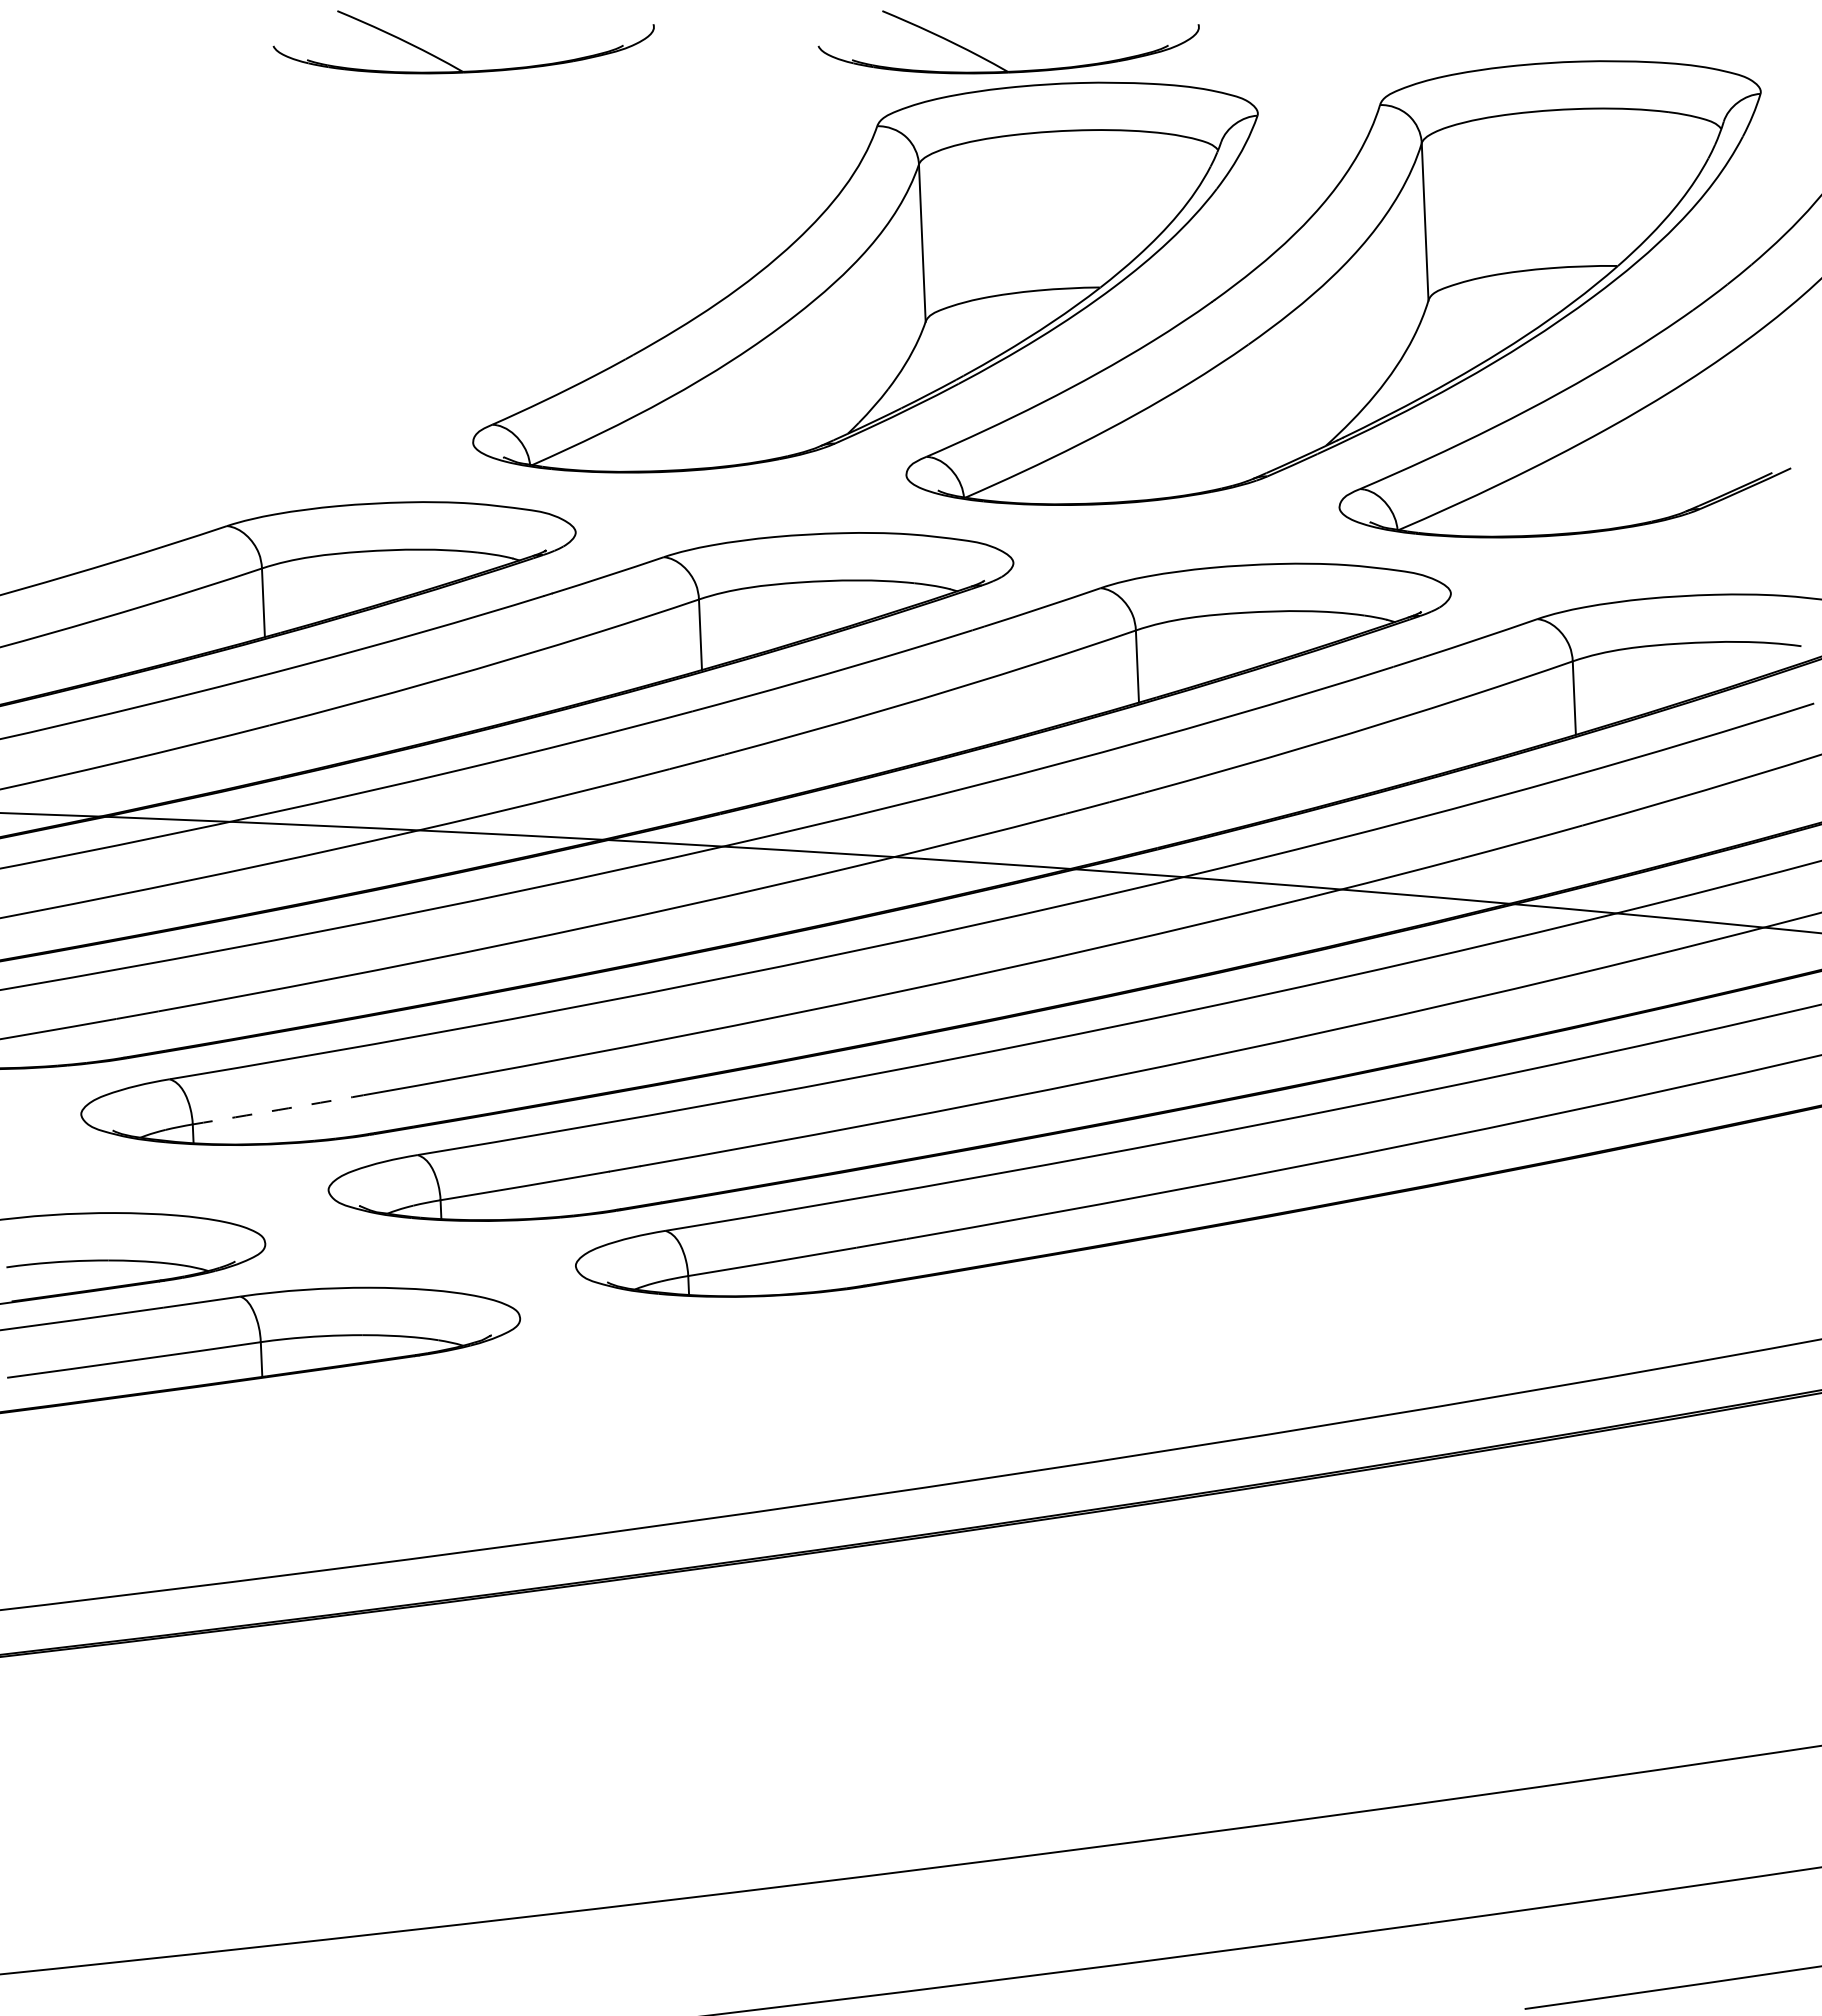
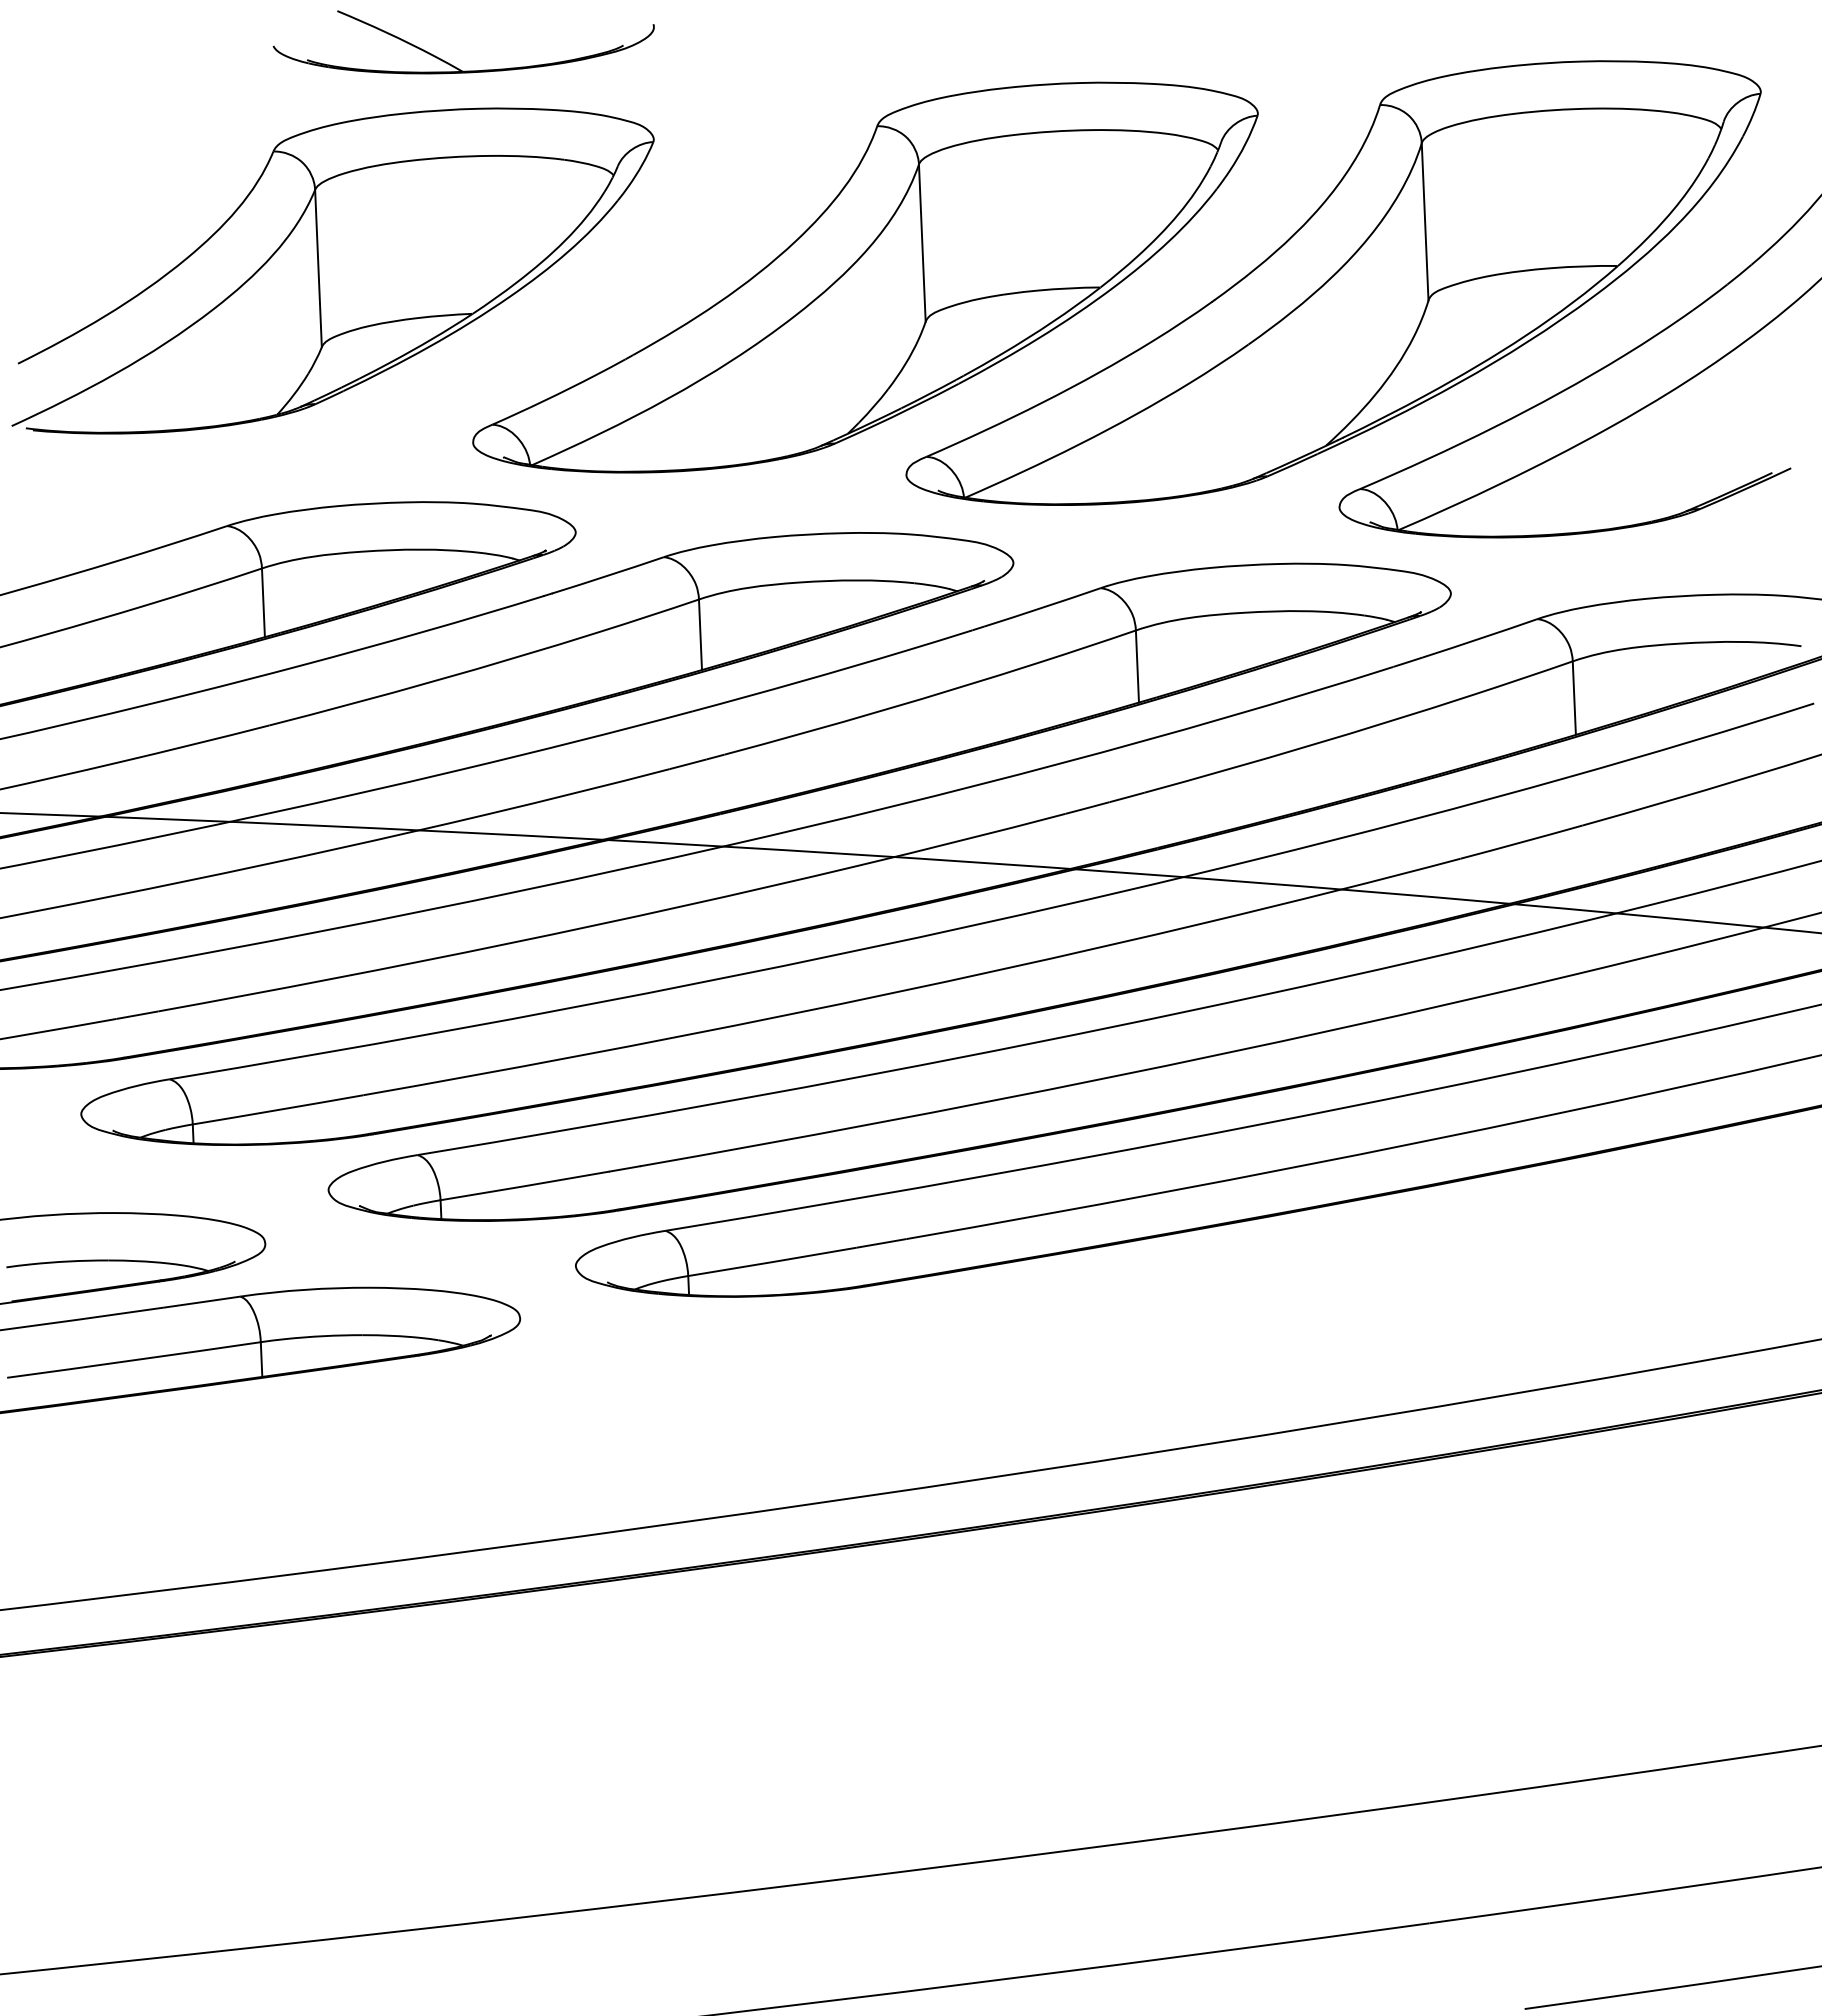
part: present -> none (997, 64)
part: none -> present (332, 270)
arc: dashed -> solid (278, 1110)
